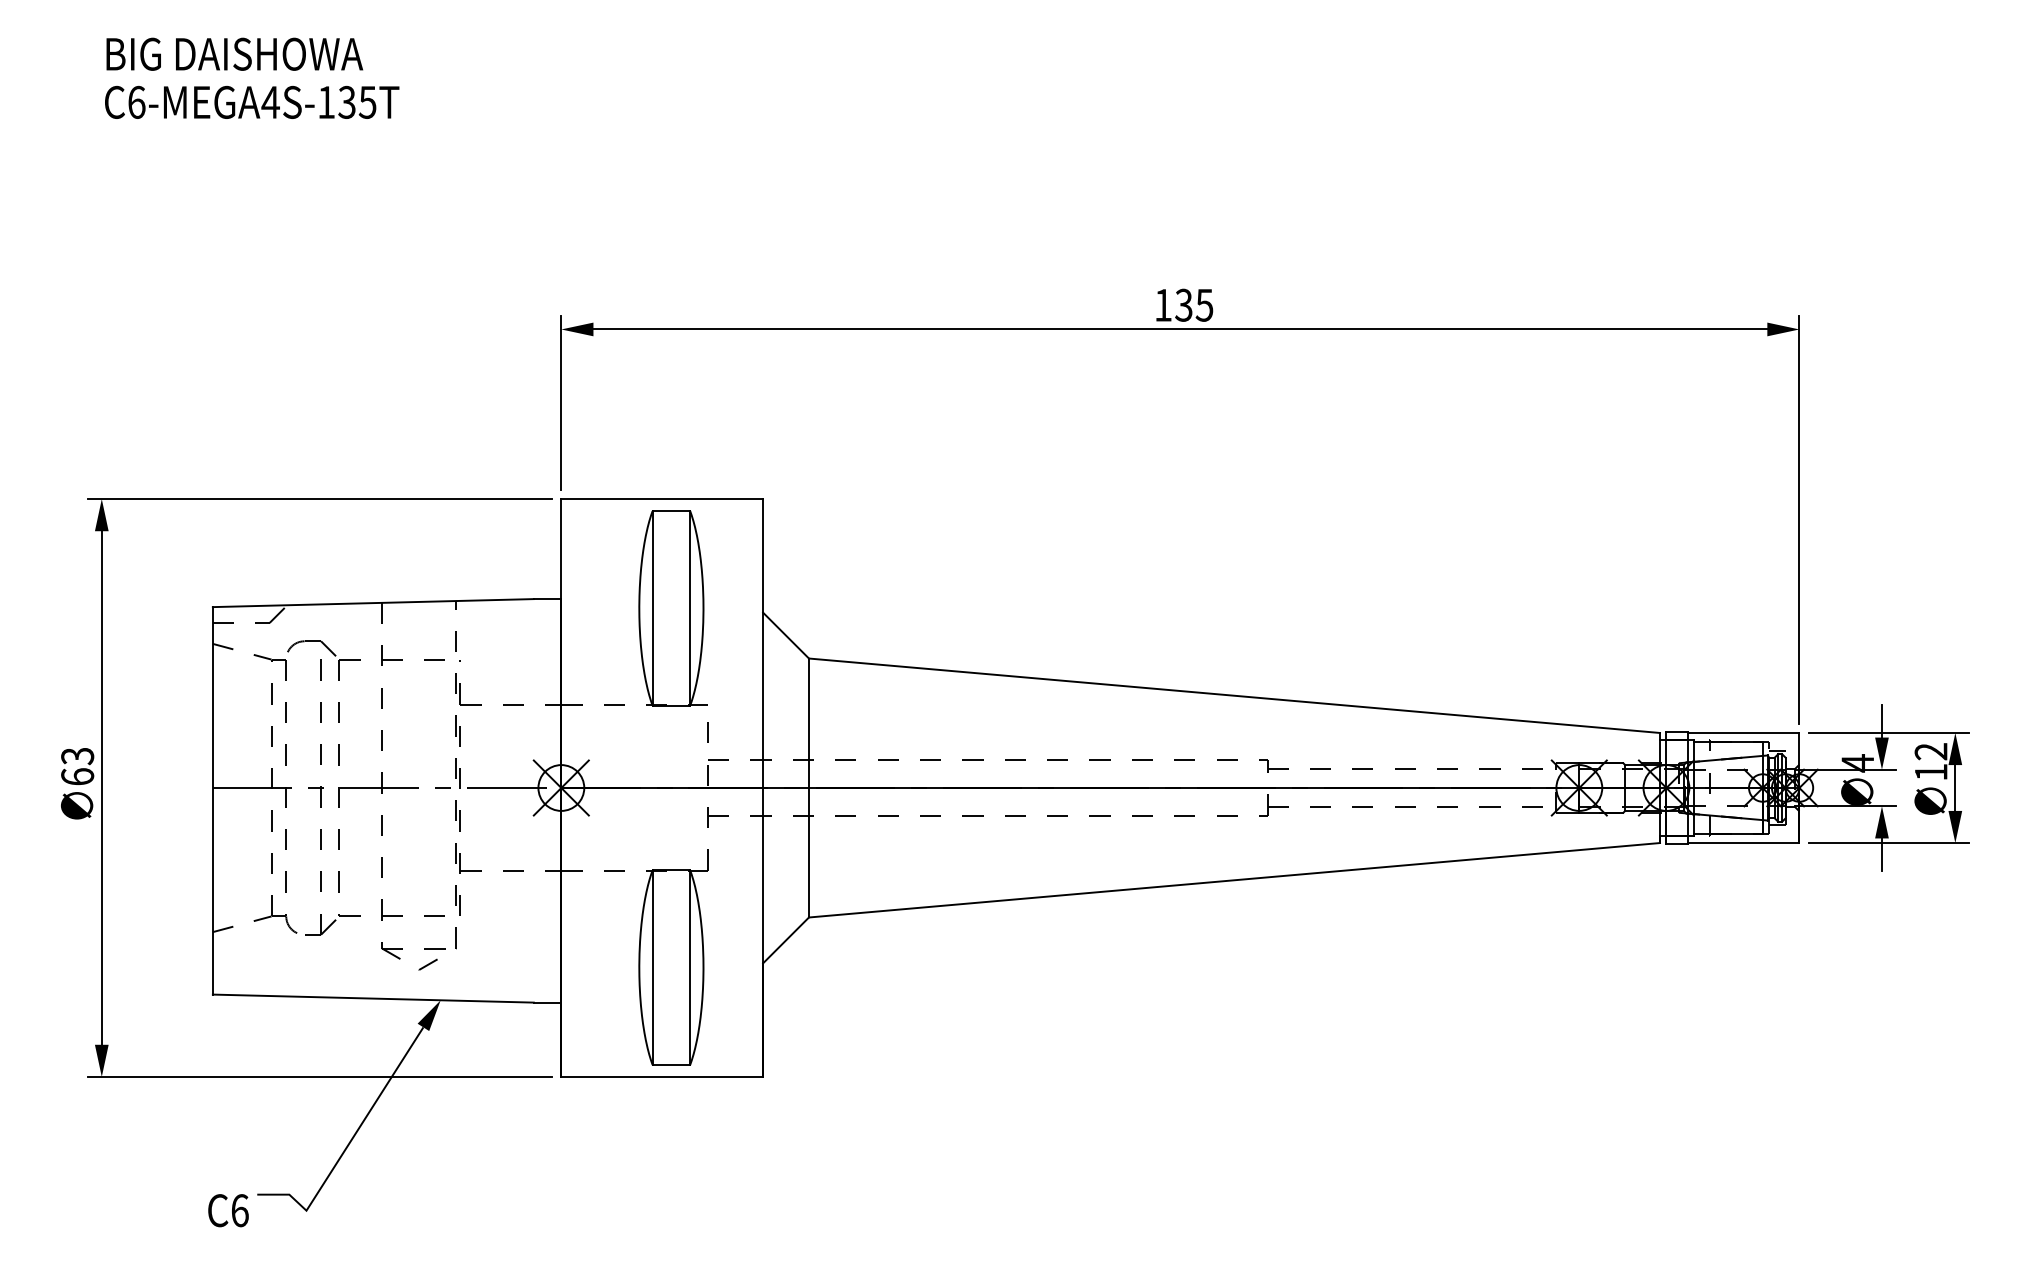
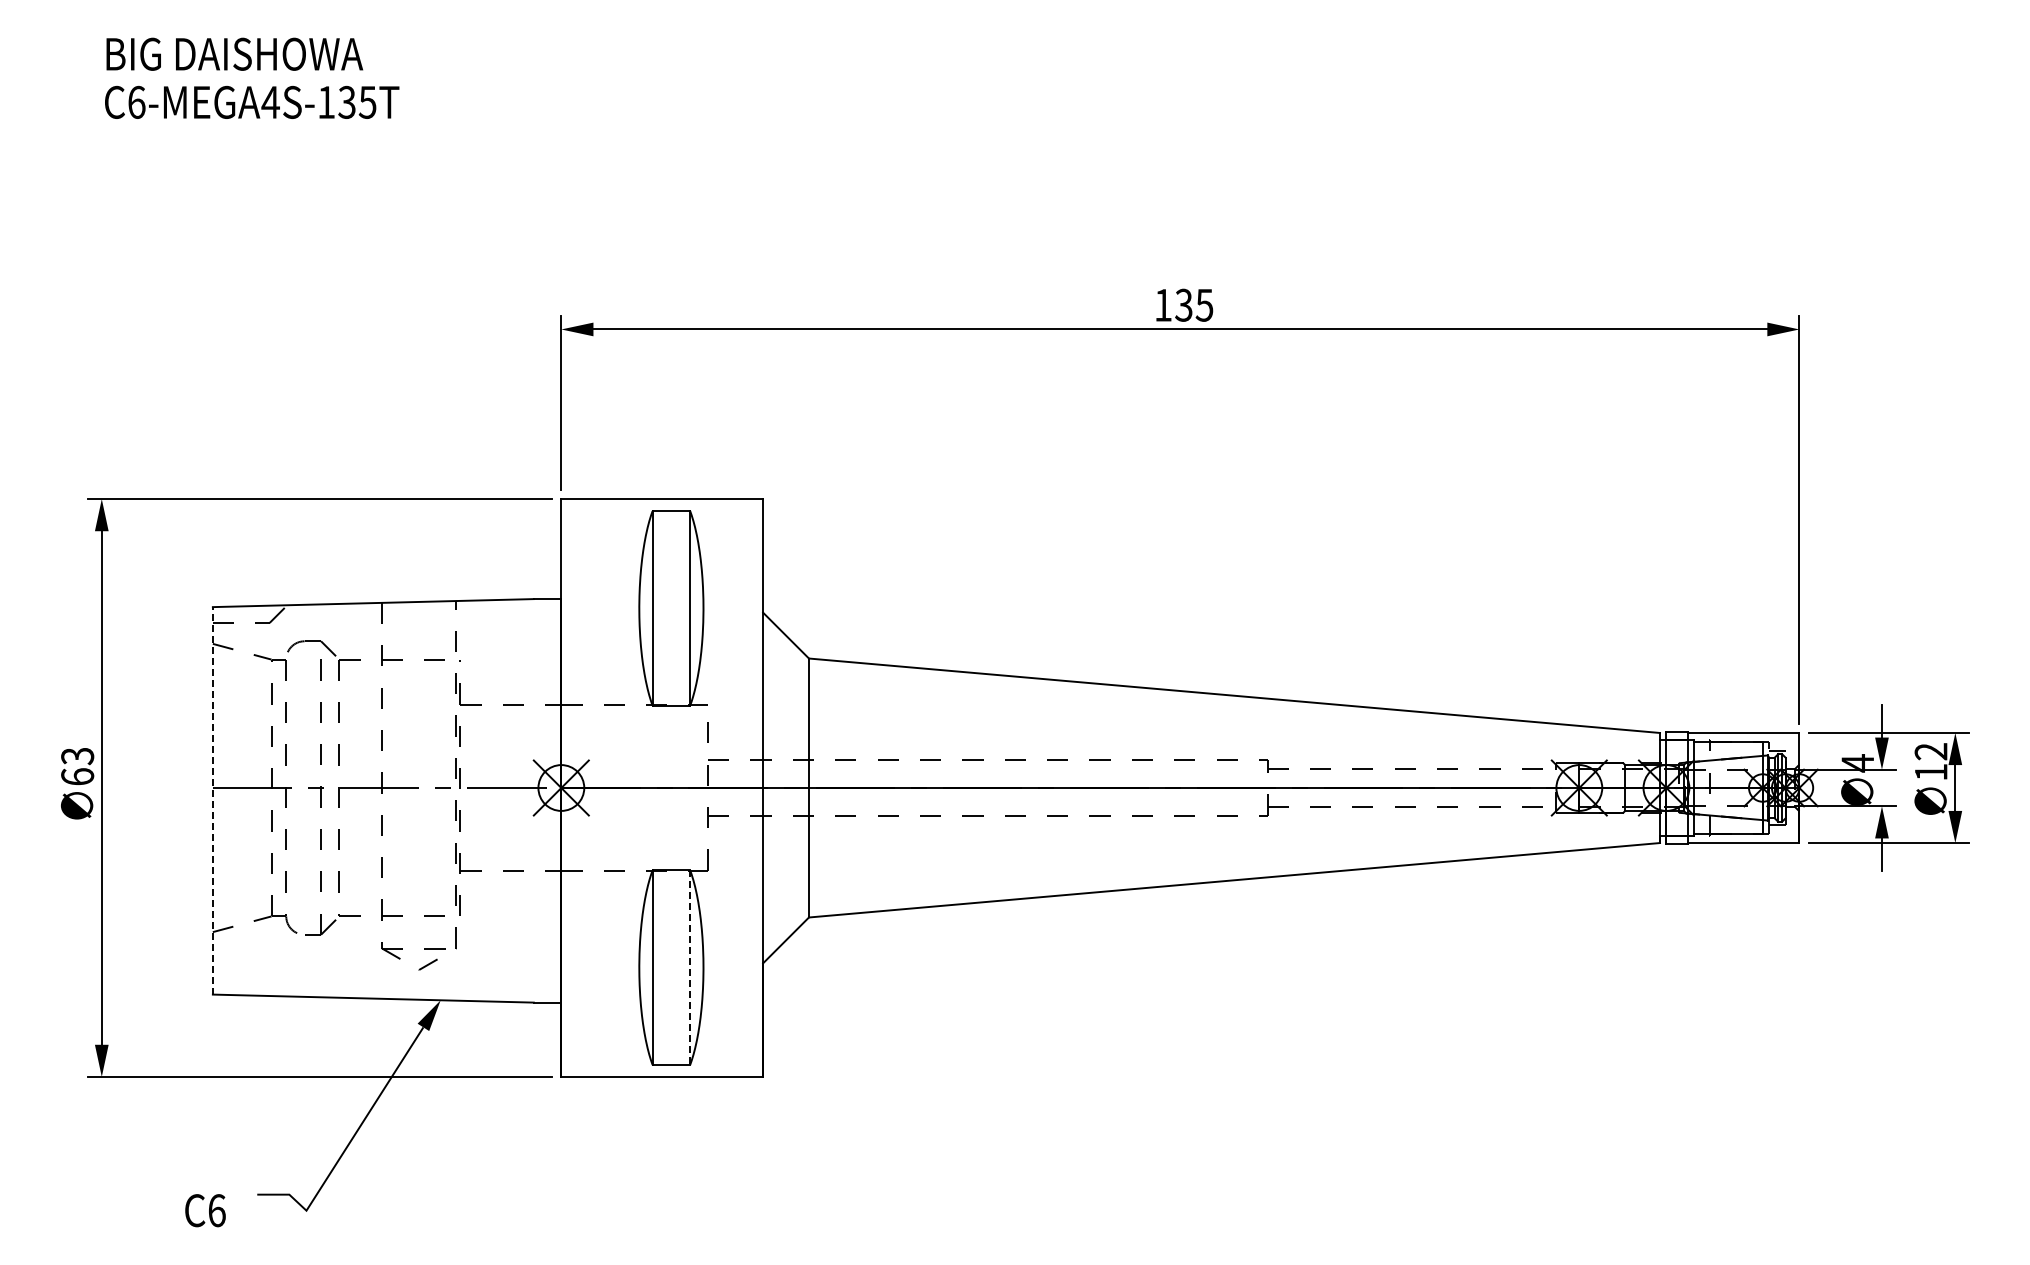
line: solid -> dashed (212, 800)
line: solid -> dashed (690, 968)
text position: (228, 1210) -> (205, 1210) (205, 1210)
